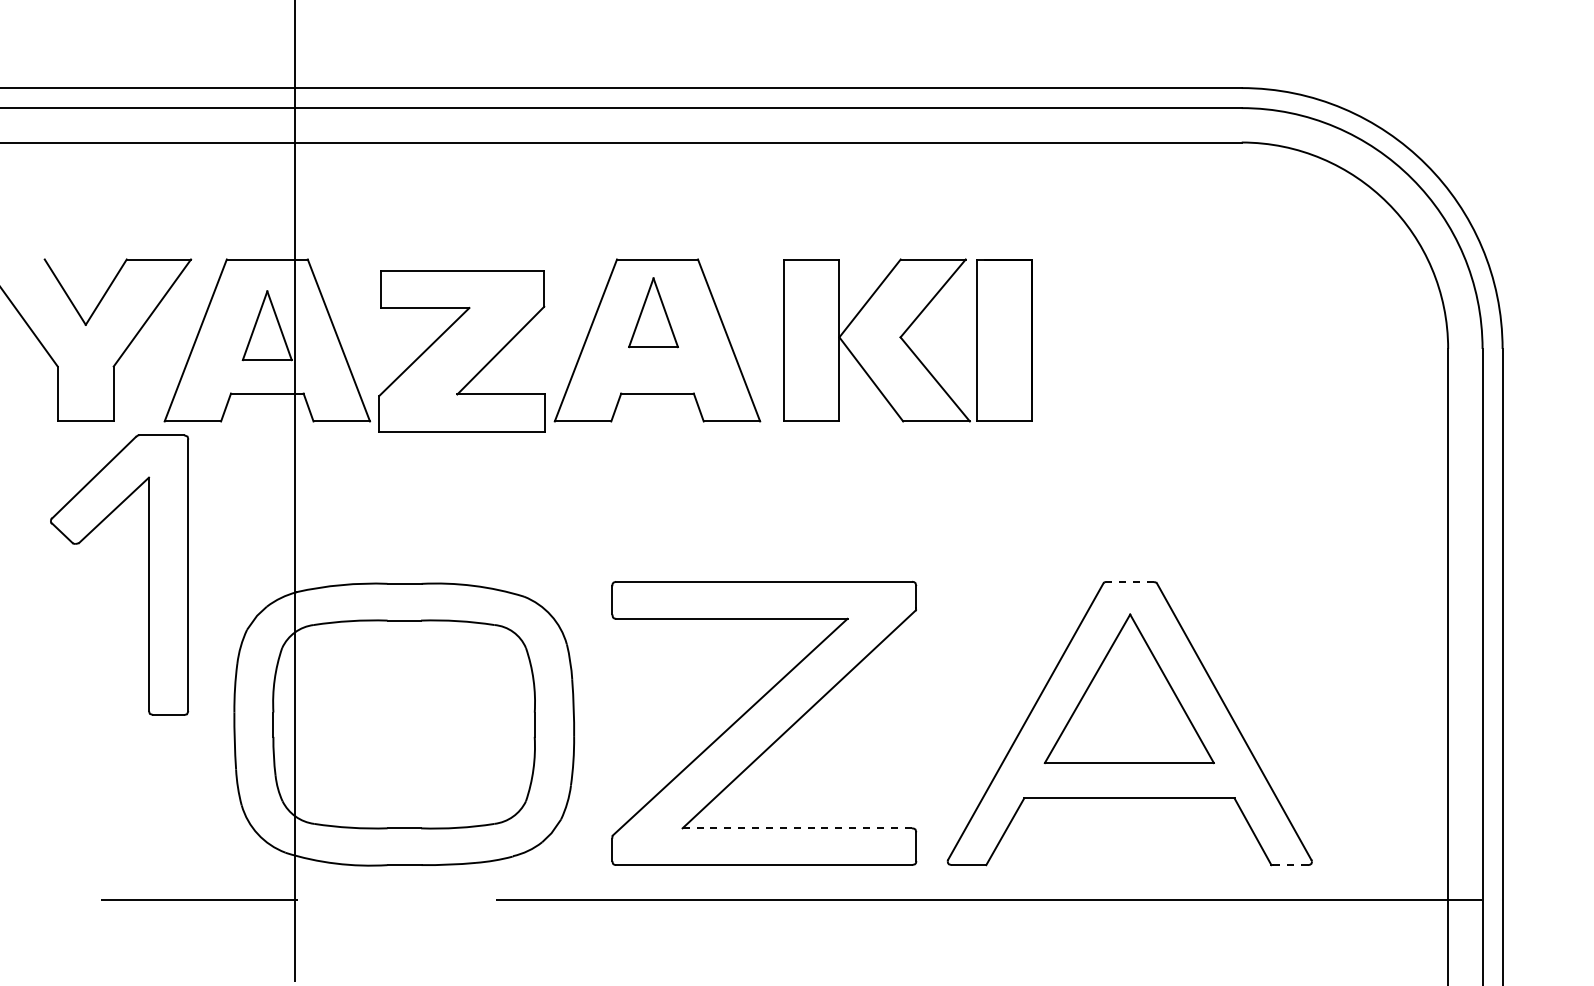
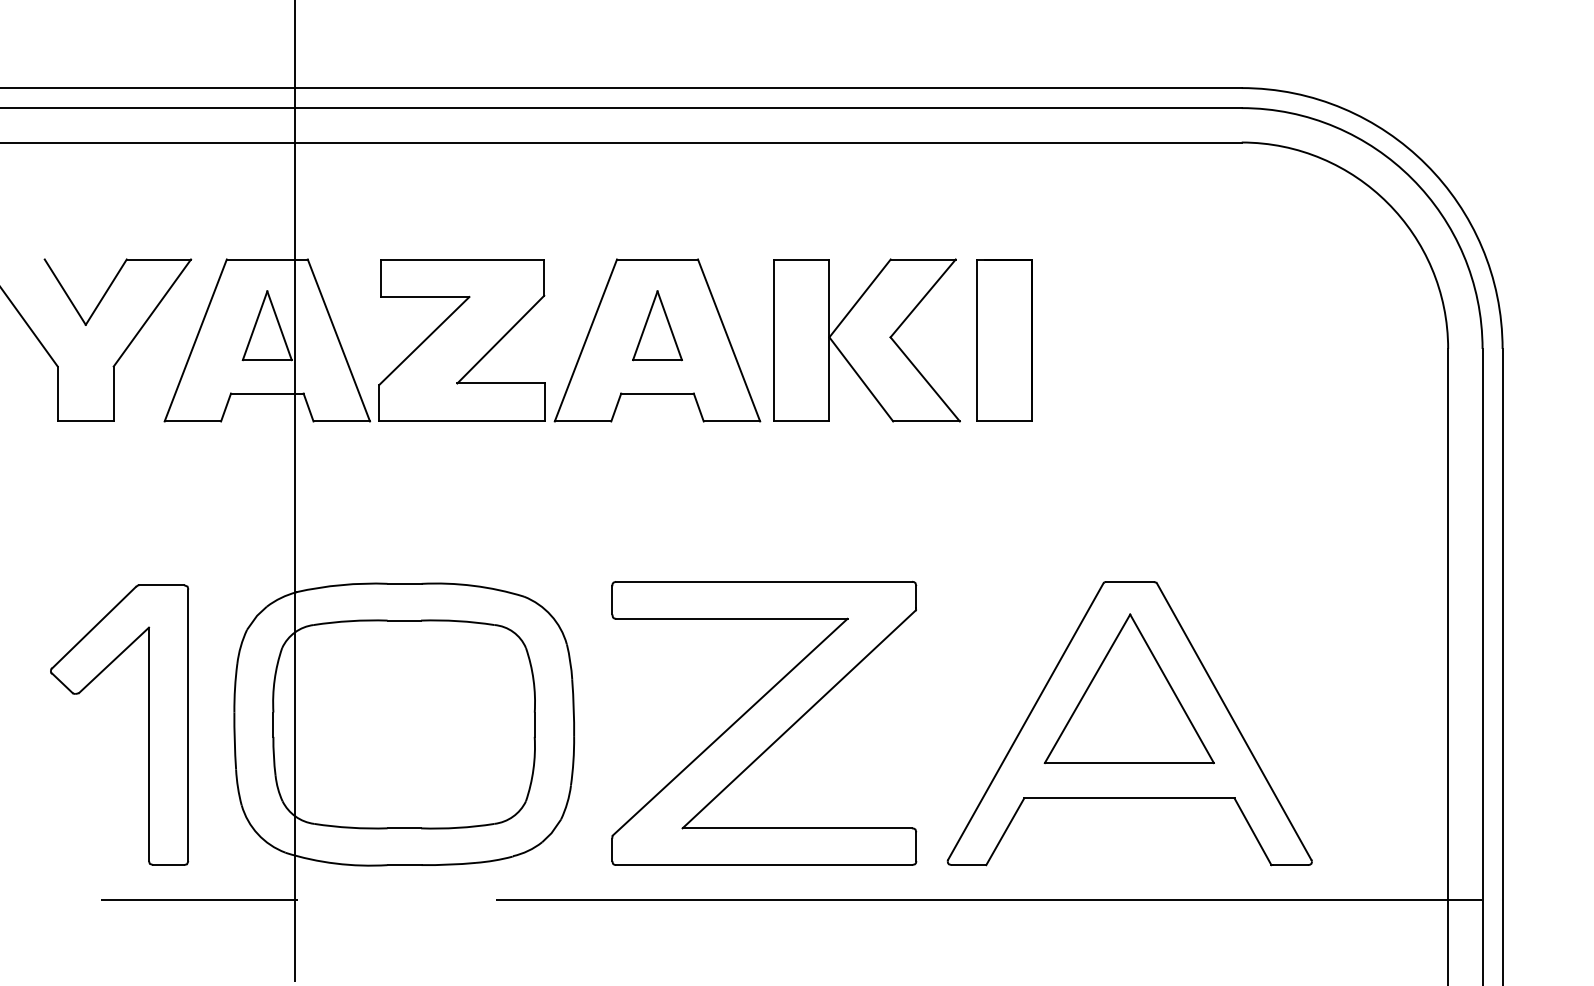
part position: (653, 312) -> (657, 325) (657, 325)
part position: (876, 340) -> (866, 340) (866, 340)
part position: (461, 351) -> (461, 340) (461, 340)
part position: (148, 574) -> (148, 724) (148, 724)
line: dashed -> solid (1129, 582)
line: dashed -> solid (797, 828)
line: dashed -> solid (1291, 865)
